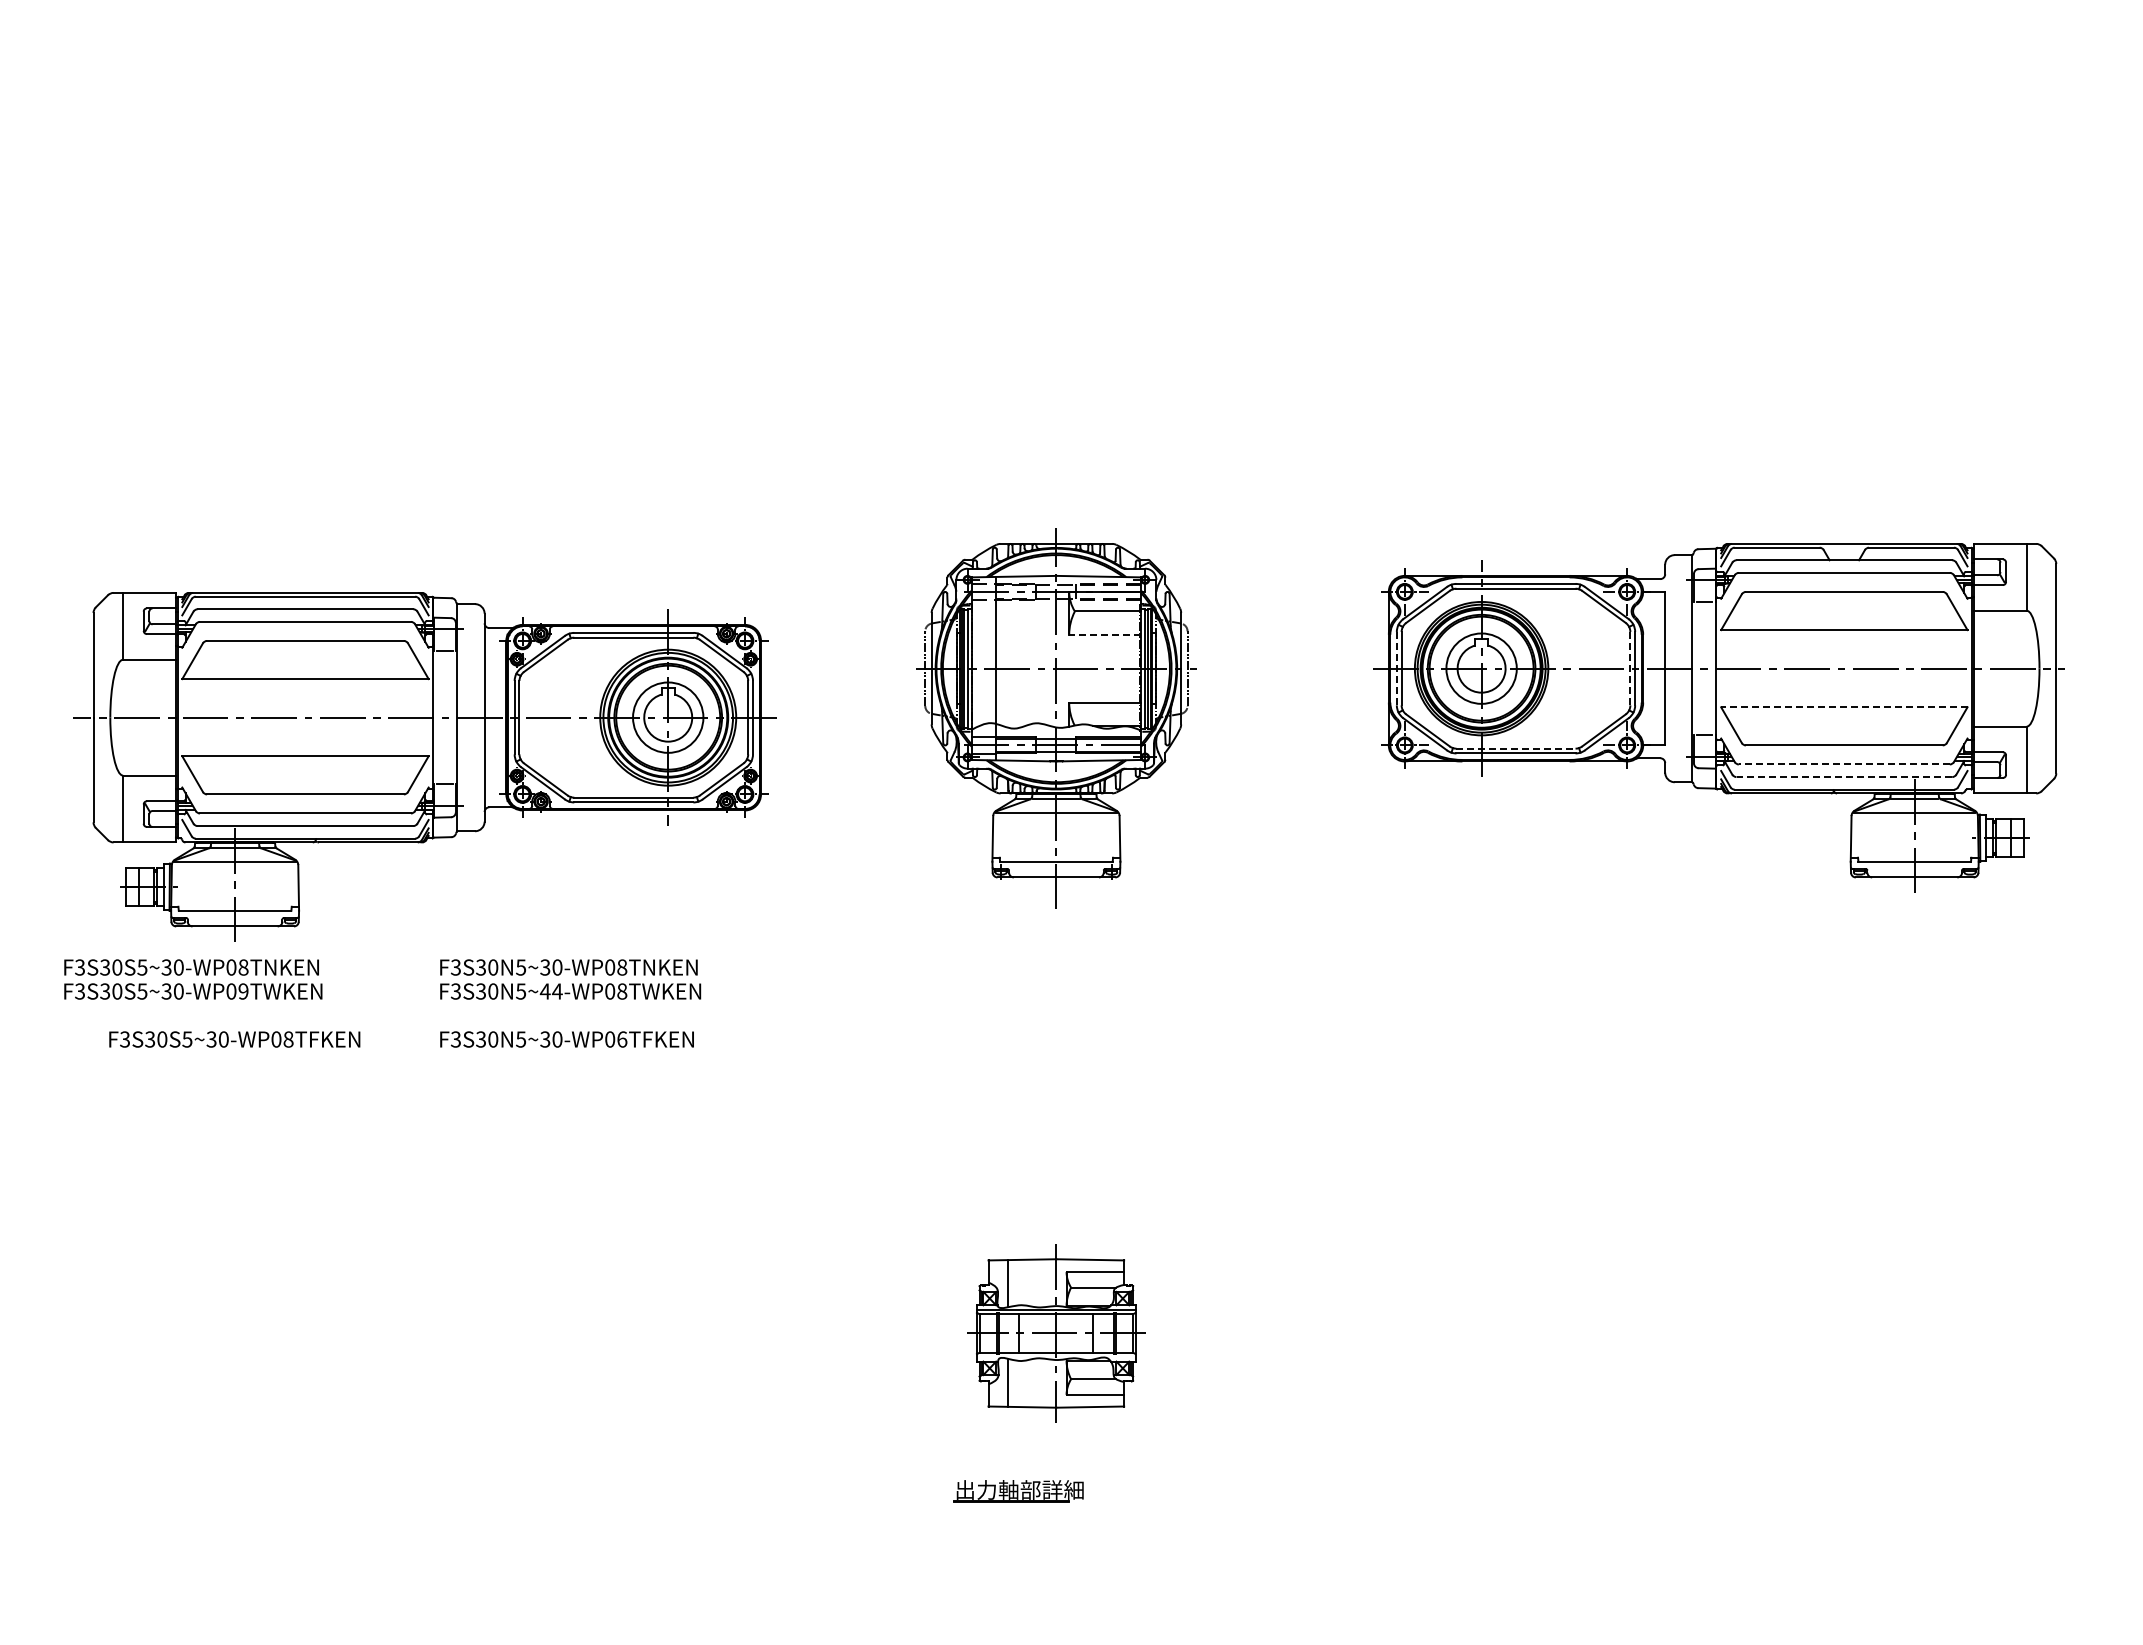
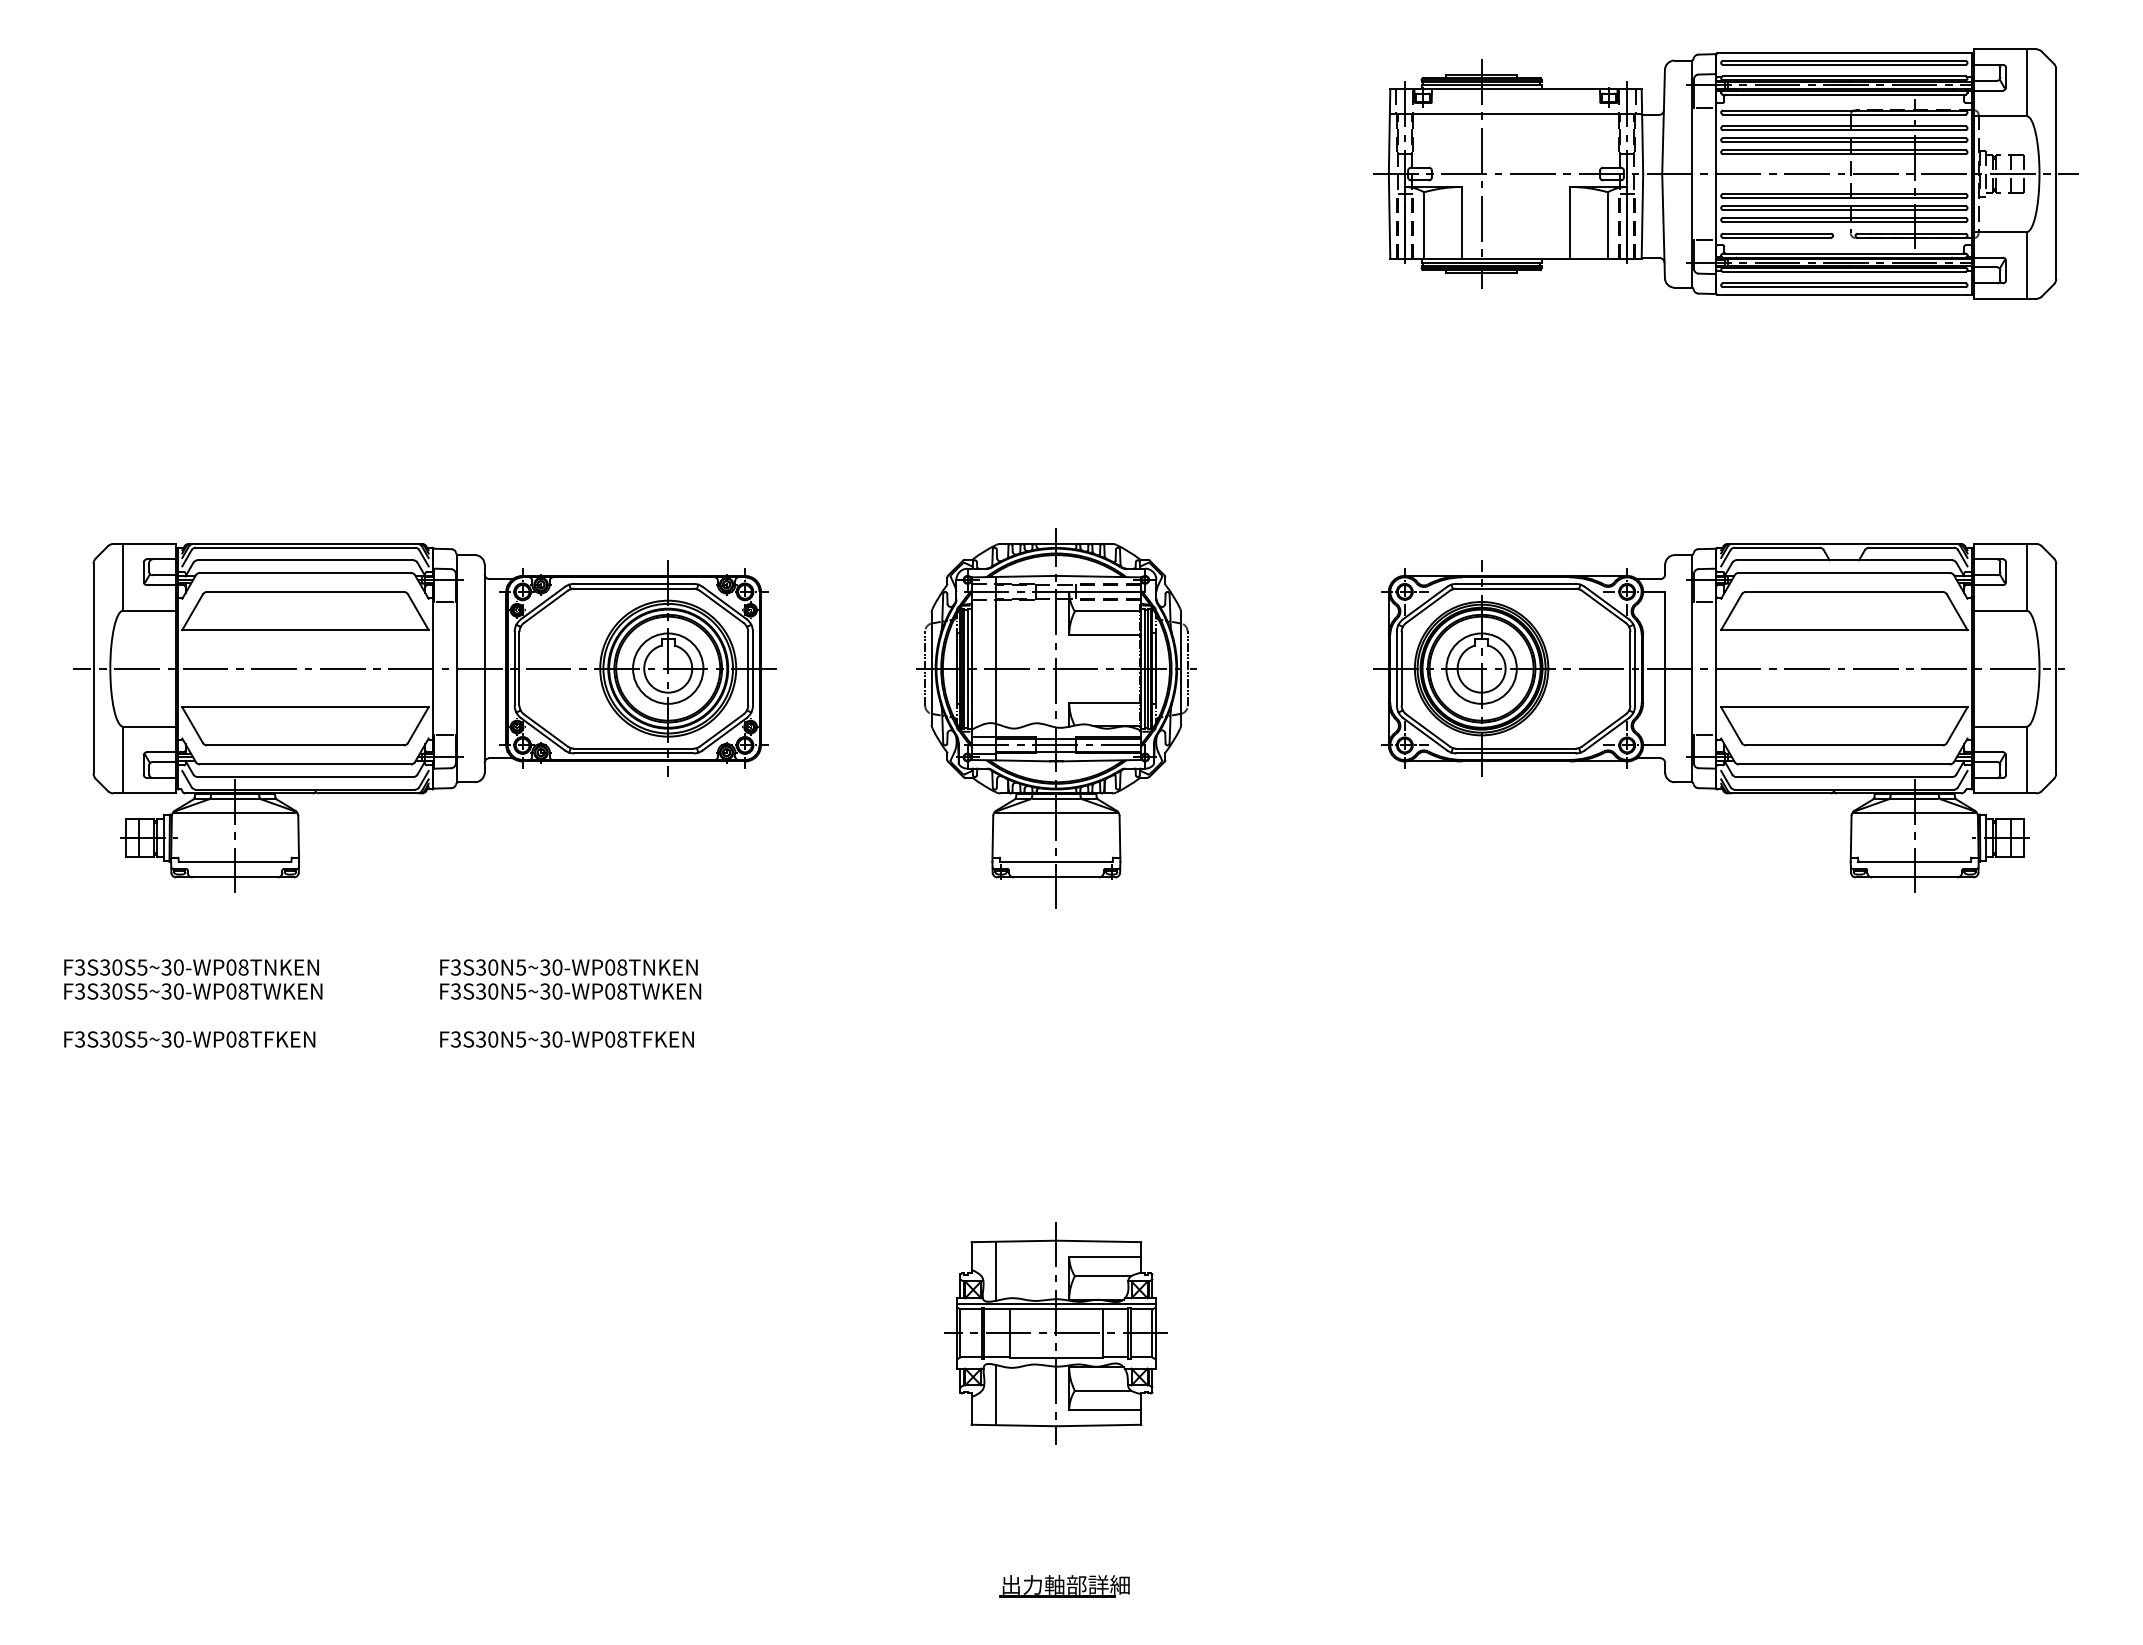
part: none -> present (1725, 173)
line: dashed -> solid (1105, 634)
line: dashed -> solid (1396, 668)
line: dashed -> solid (1630, 668)
line: dashed -> solid (1843, 707)
line: dashed -> solid (1516, 748)
line: dashed -> solid (1843, 764)
part position: (424, 766) -> (424, 717) (424, 717)
line: dashed -> solid (1844, 777)
text: F3S30S5~30-WP09TWKEN -> F3S30S5~30-WP08TWKEN (243, 991)
text: F3S30N5~44-WP08TWKEN -> F3S30N5~30-WP08TWKEN (550, 991)
text position: (234, 1039) -> (189, 1039) (189, 1039)
text: F3S30N5~30-WP06TFKEN -> F3S30N5~30-WP08TFKEN (622, 1039)
part size: 179x179 px -> 224x223 px (1055, 1333)
part position: (1018, 1491) -> (1064, 1586) (1064, 1586)
